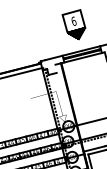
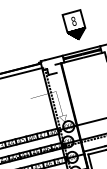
text: 6 -> 8 (73, 20)
